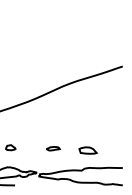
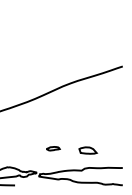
part: present -> none (10, 147)
